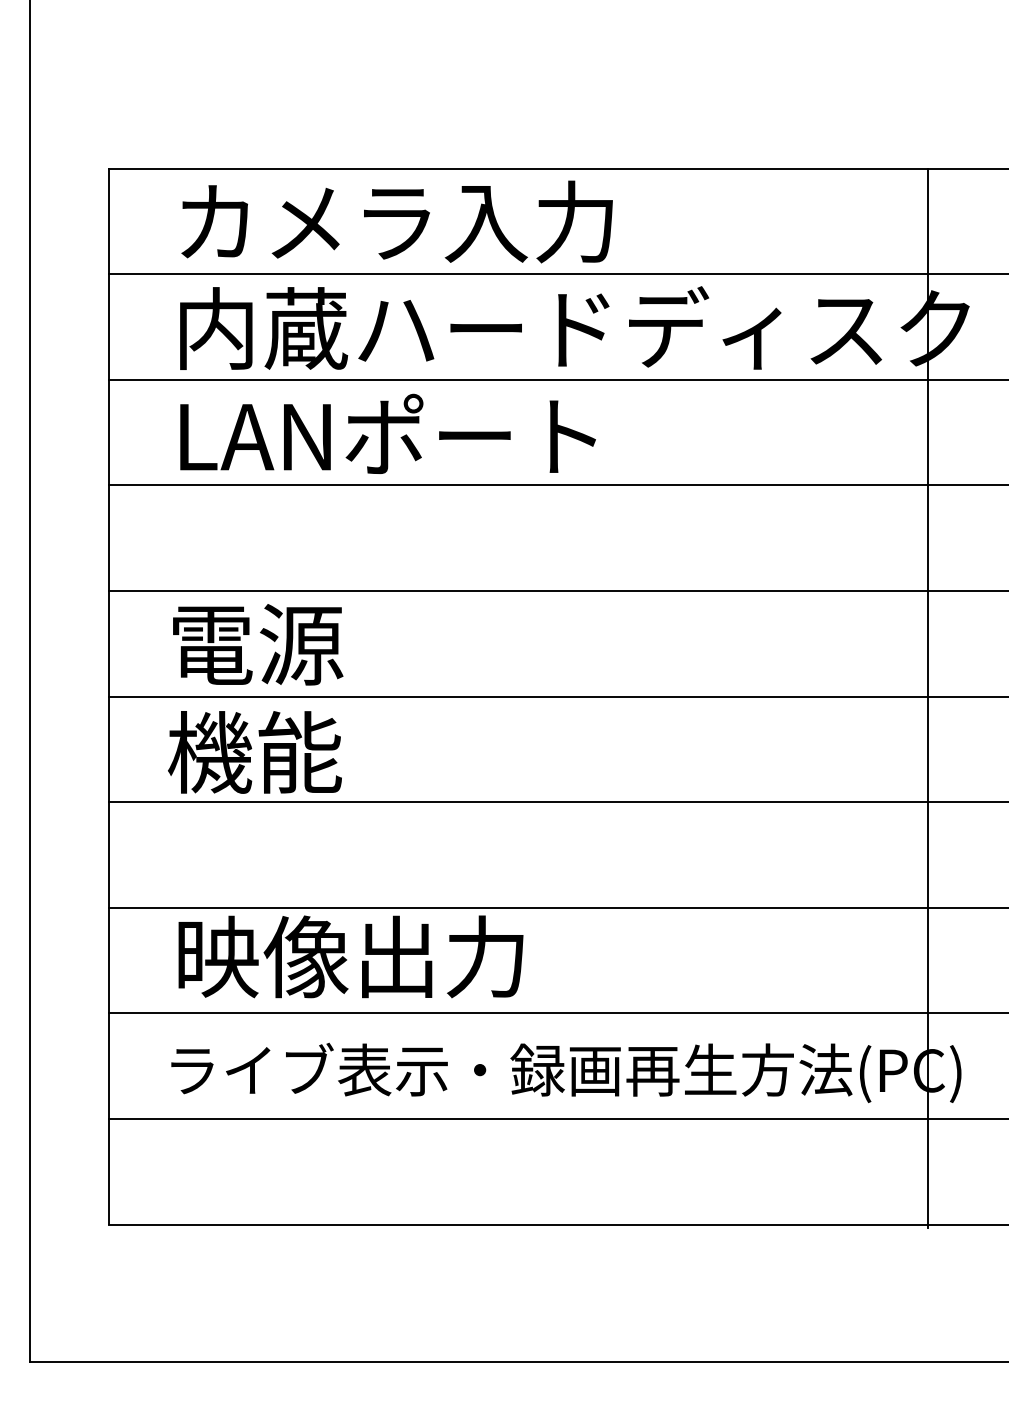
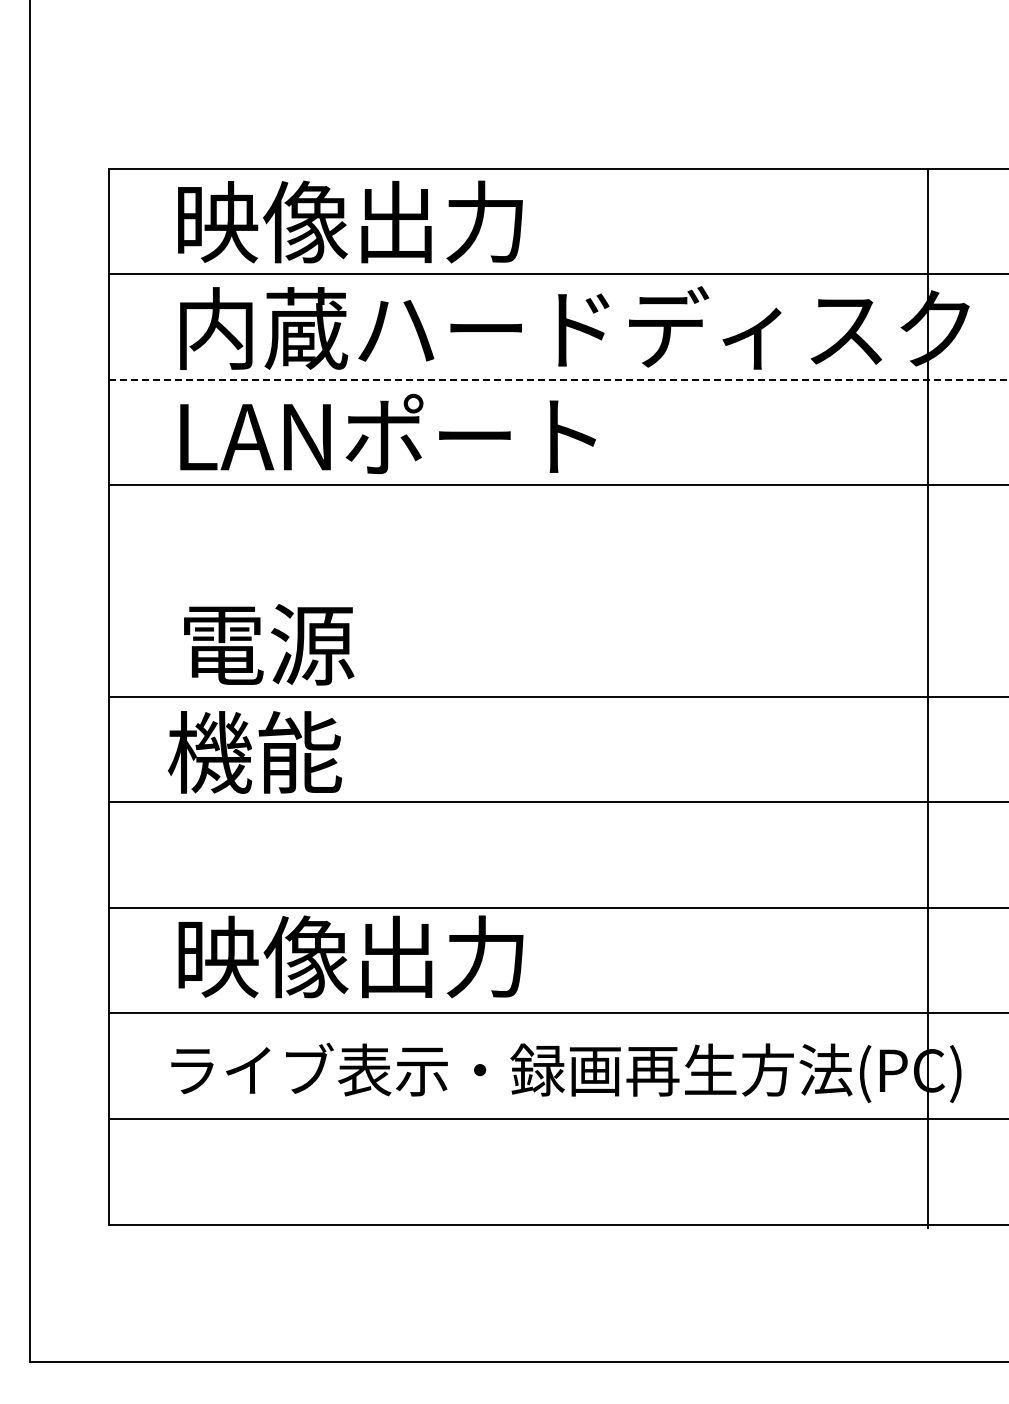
text: カメラ入力 -> 映像出力 (395, 221)
line: solid -> dashed (559, 379)
line: present -> none (557, 591)
text position: (258, 644) -> (269, 644) (269, 644)
